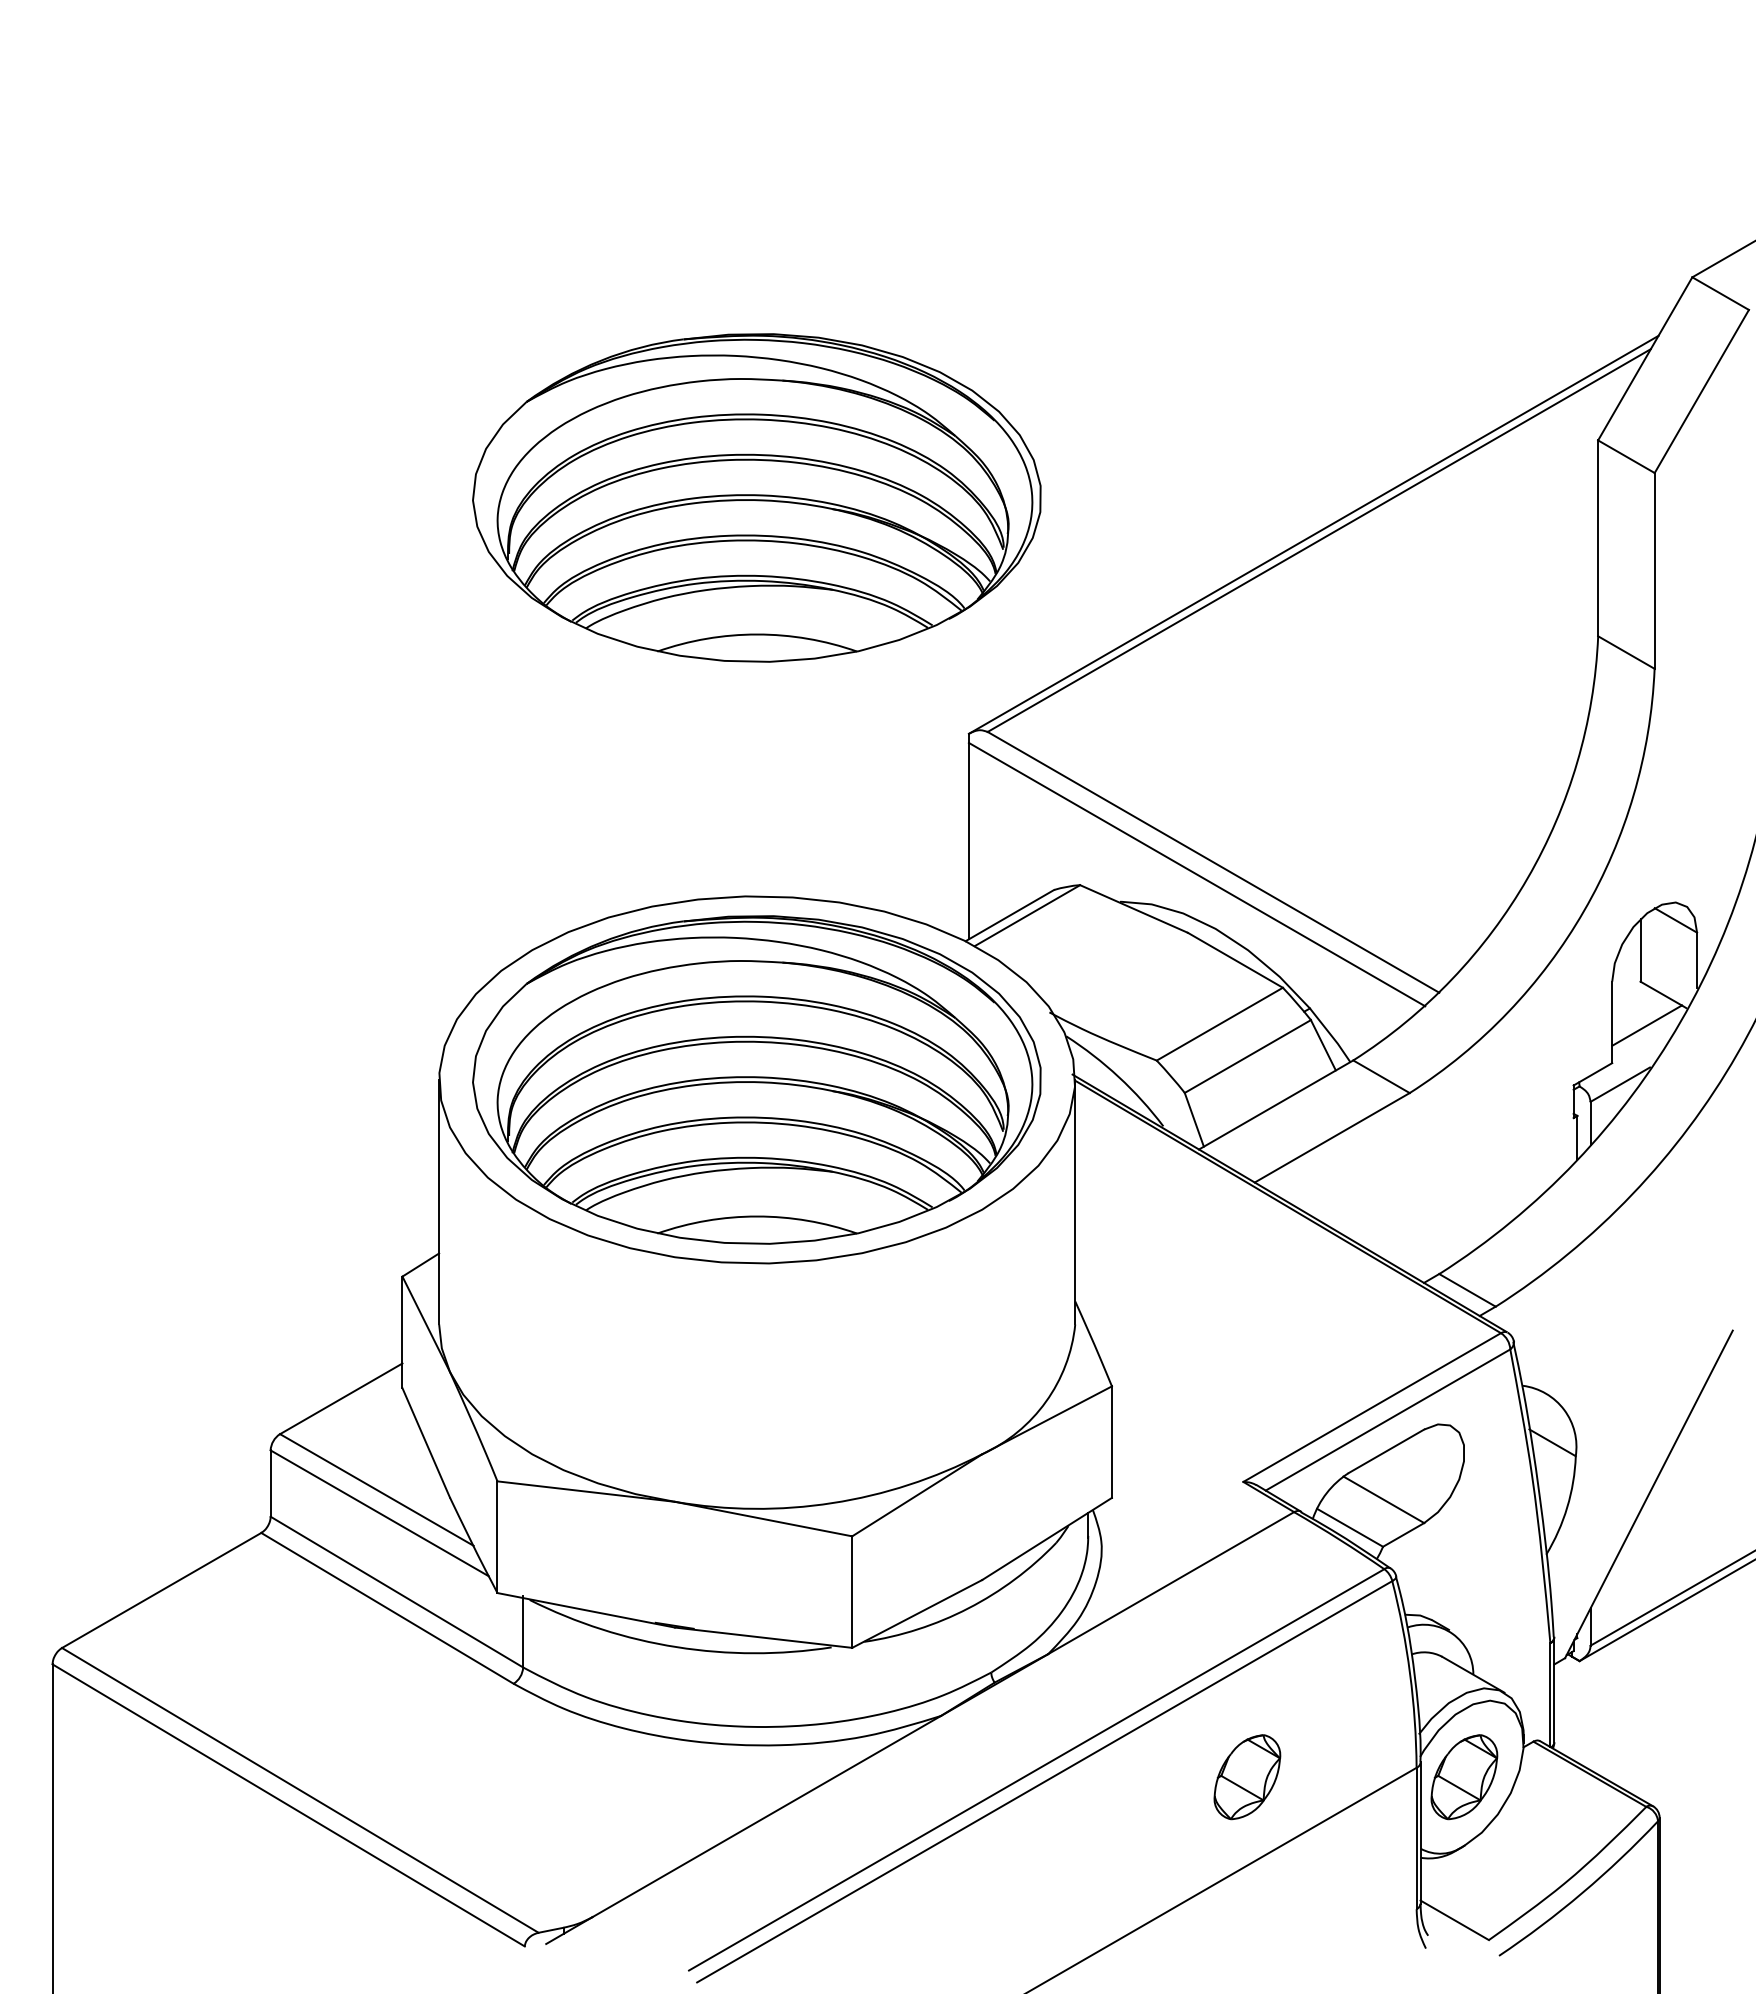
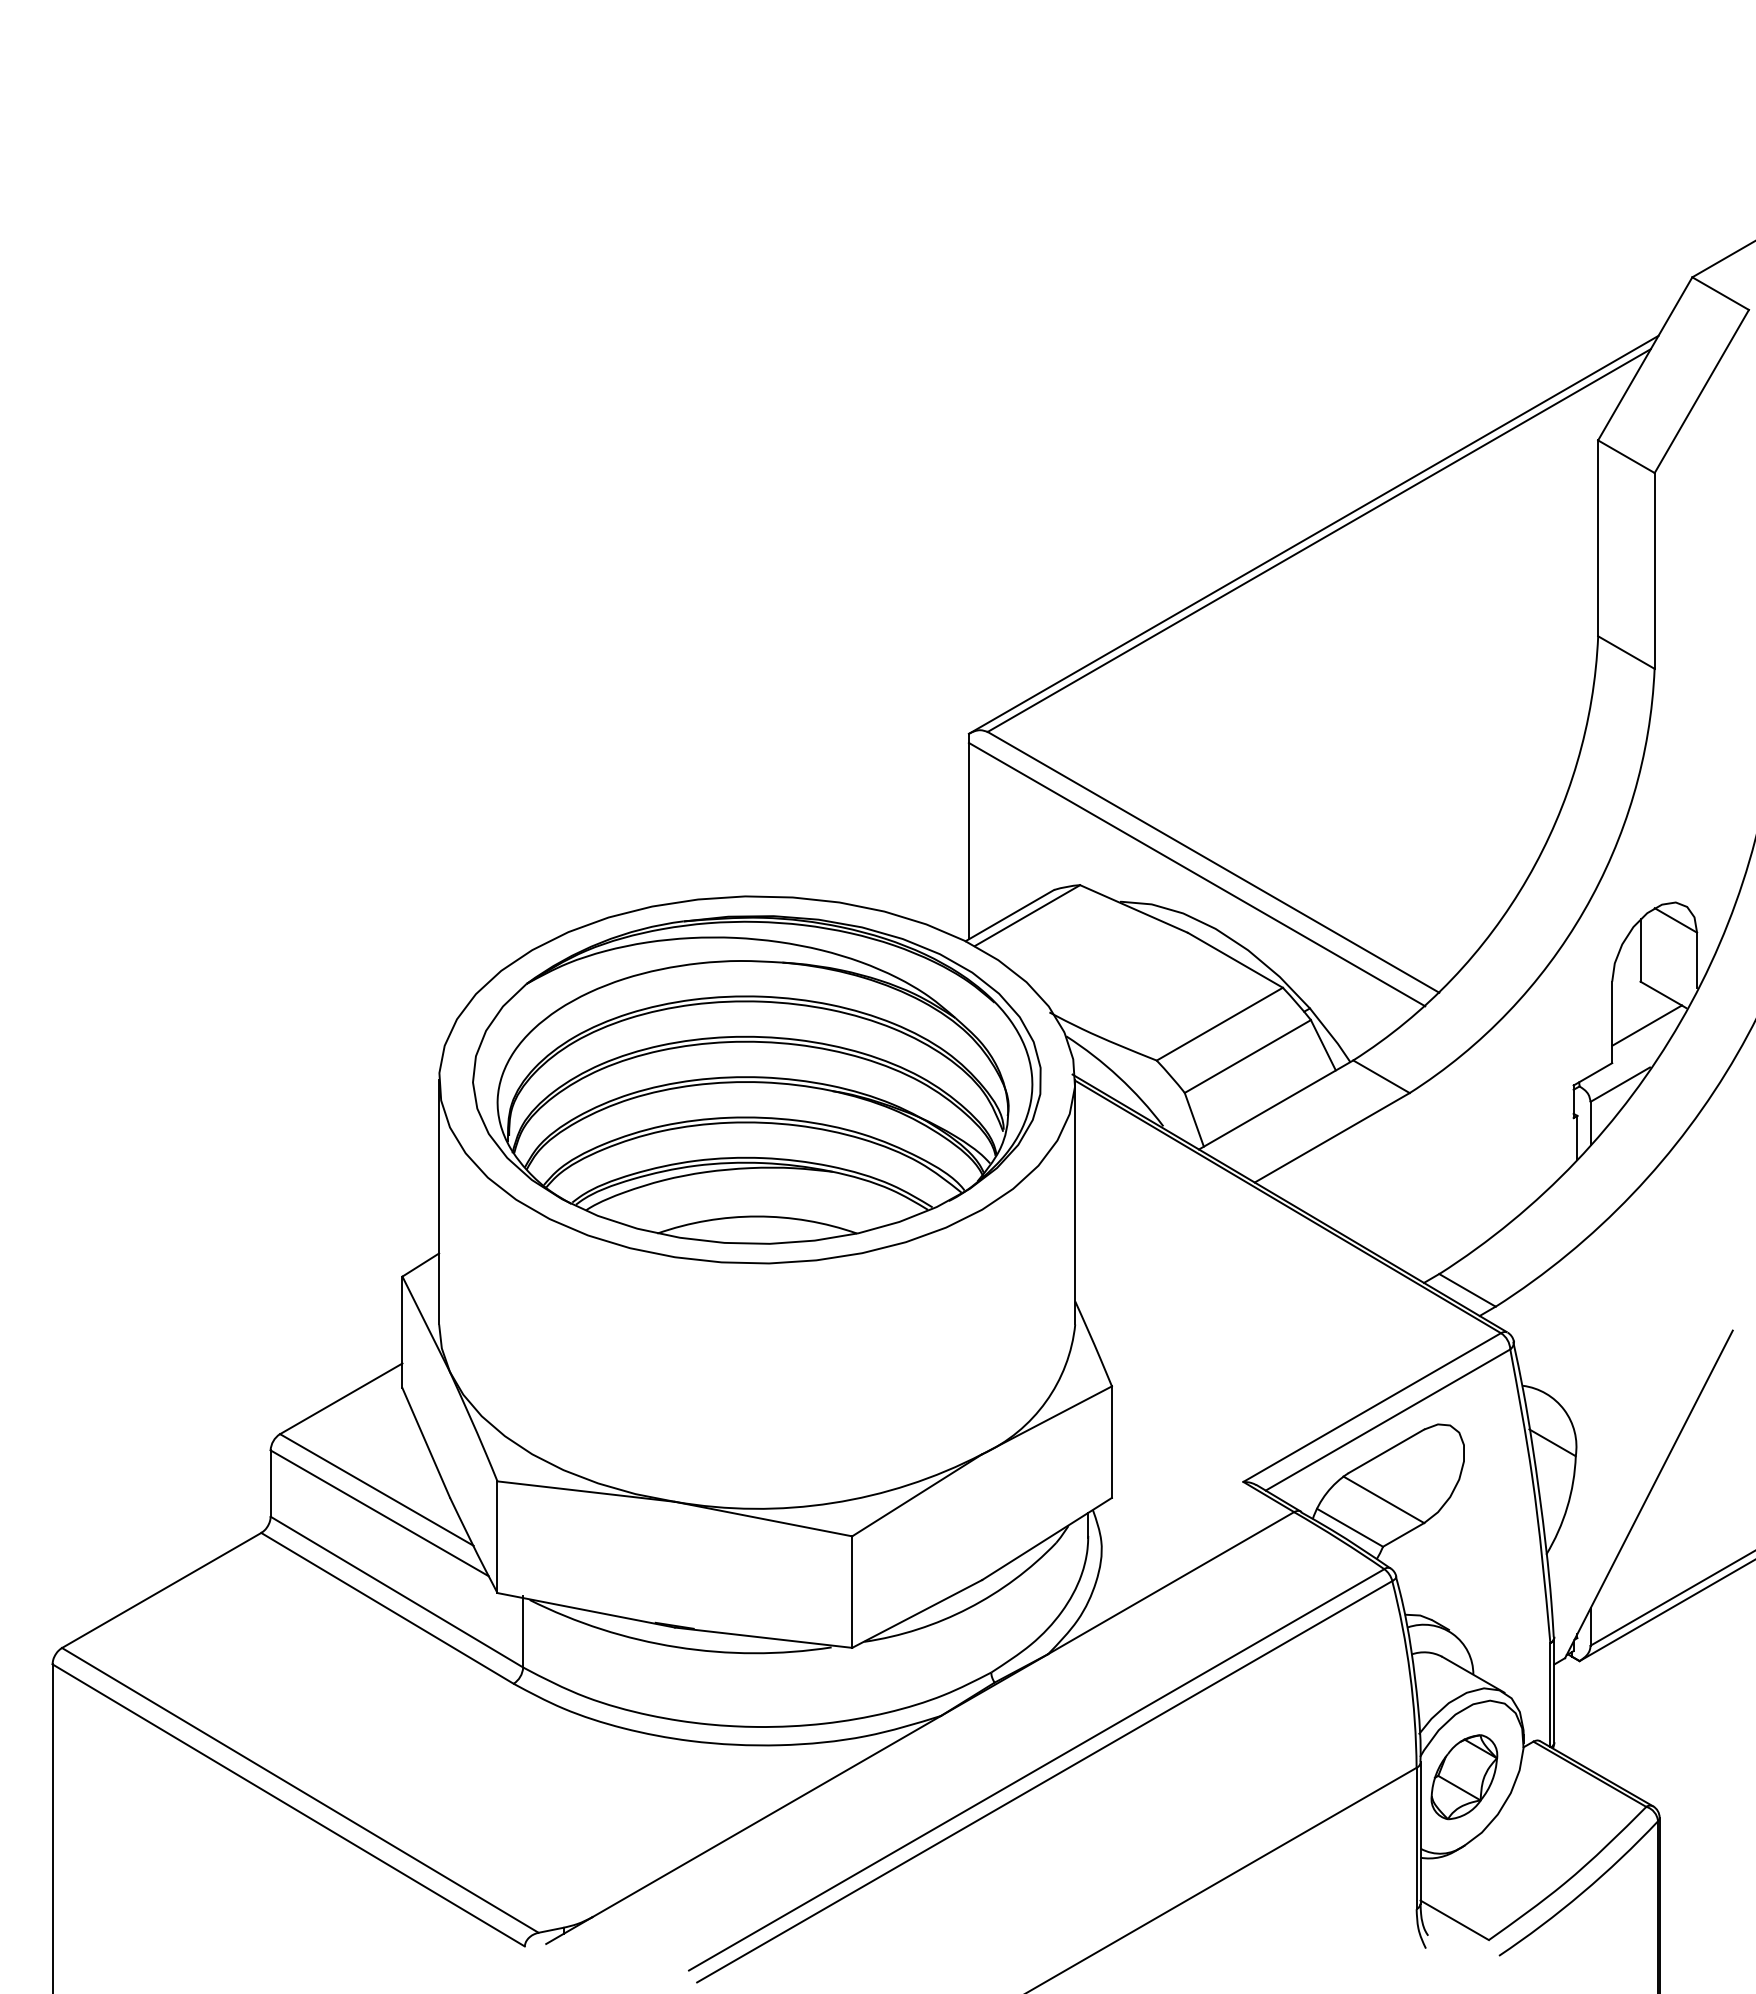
part: present -> none (756, 497)
part: present -> none (1247, 1777)
